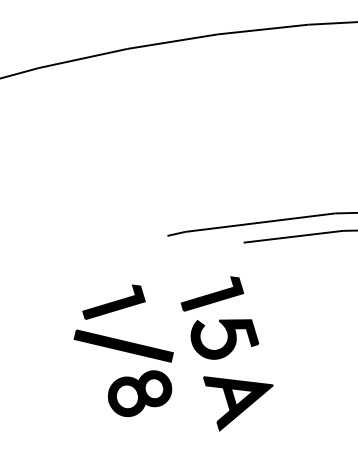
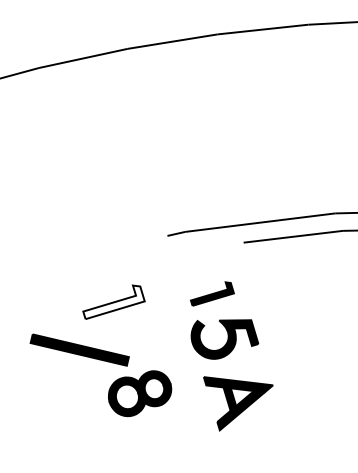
part size: 65x36 px -> 45x26 px (212, 293)
fill: present -> none (113, 302)
part position: (123, 345) -> (79, 349) (79, 349)
